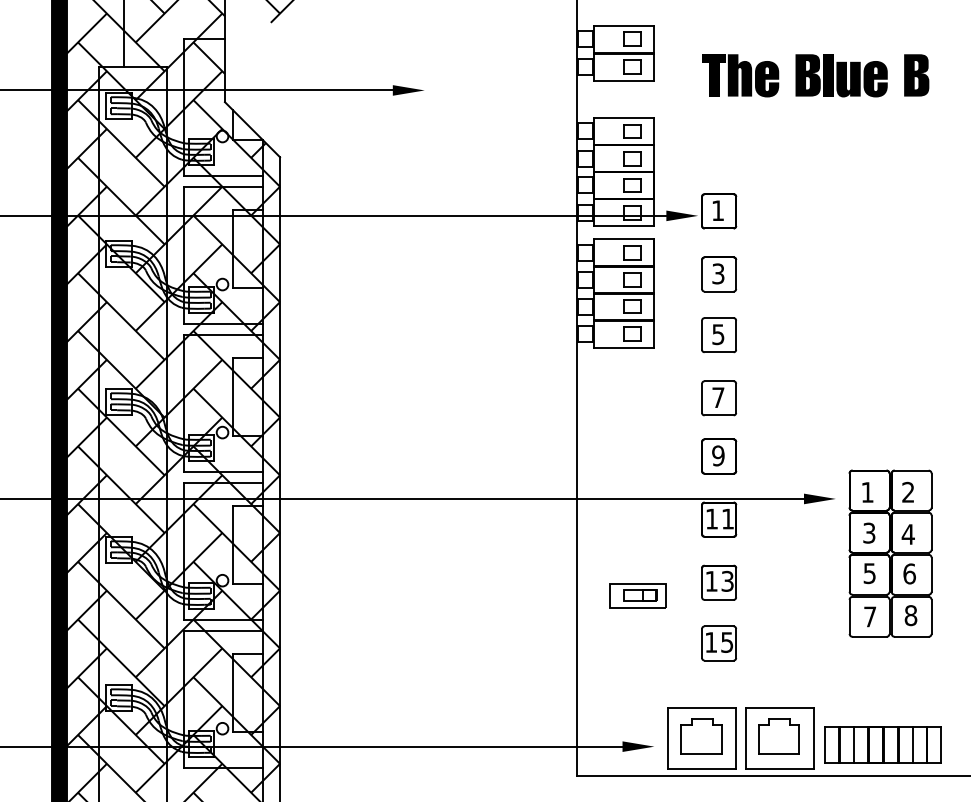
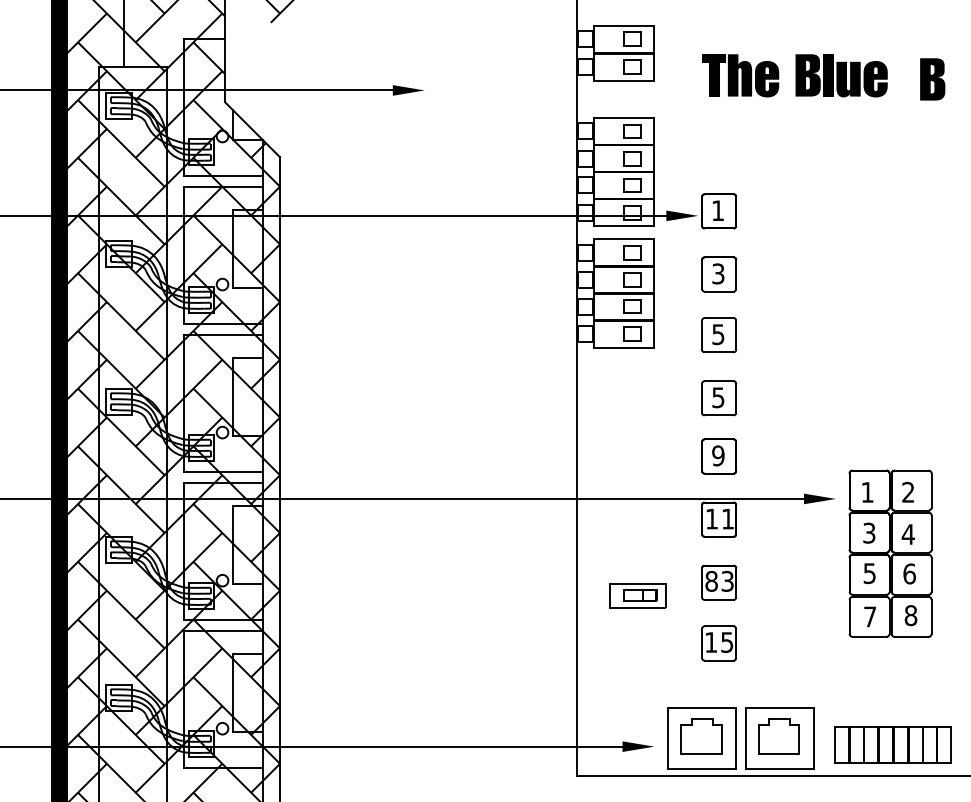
part position: (916, 75) -> (932, 79) (932, 79)
text: 7 -> 5 (718, 397)
text: 13 -> 83 (711, 580)
part position: (882, 744) -> (892, 744) (892, 744)
